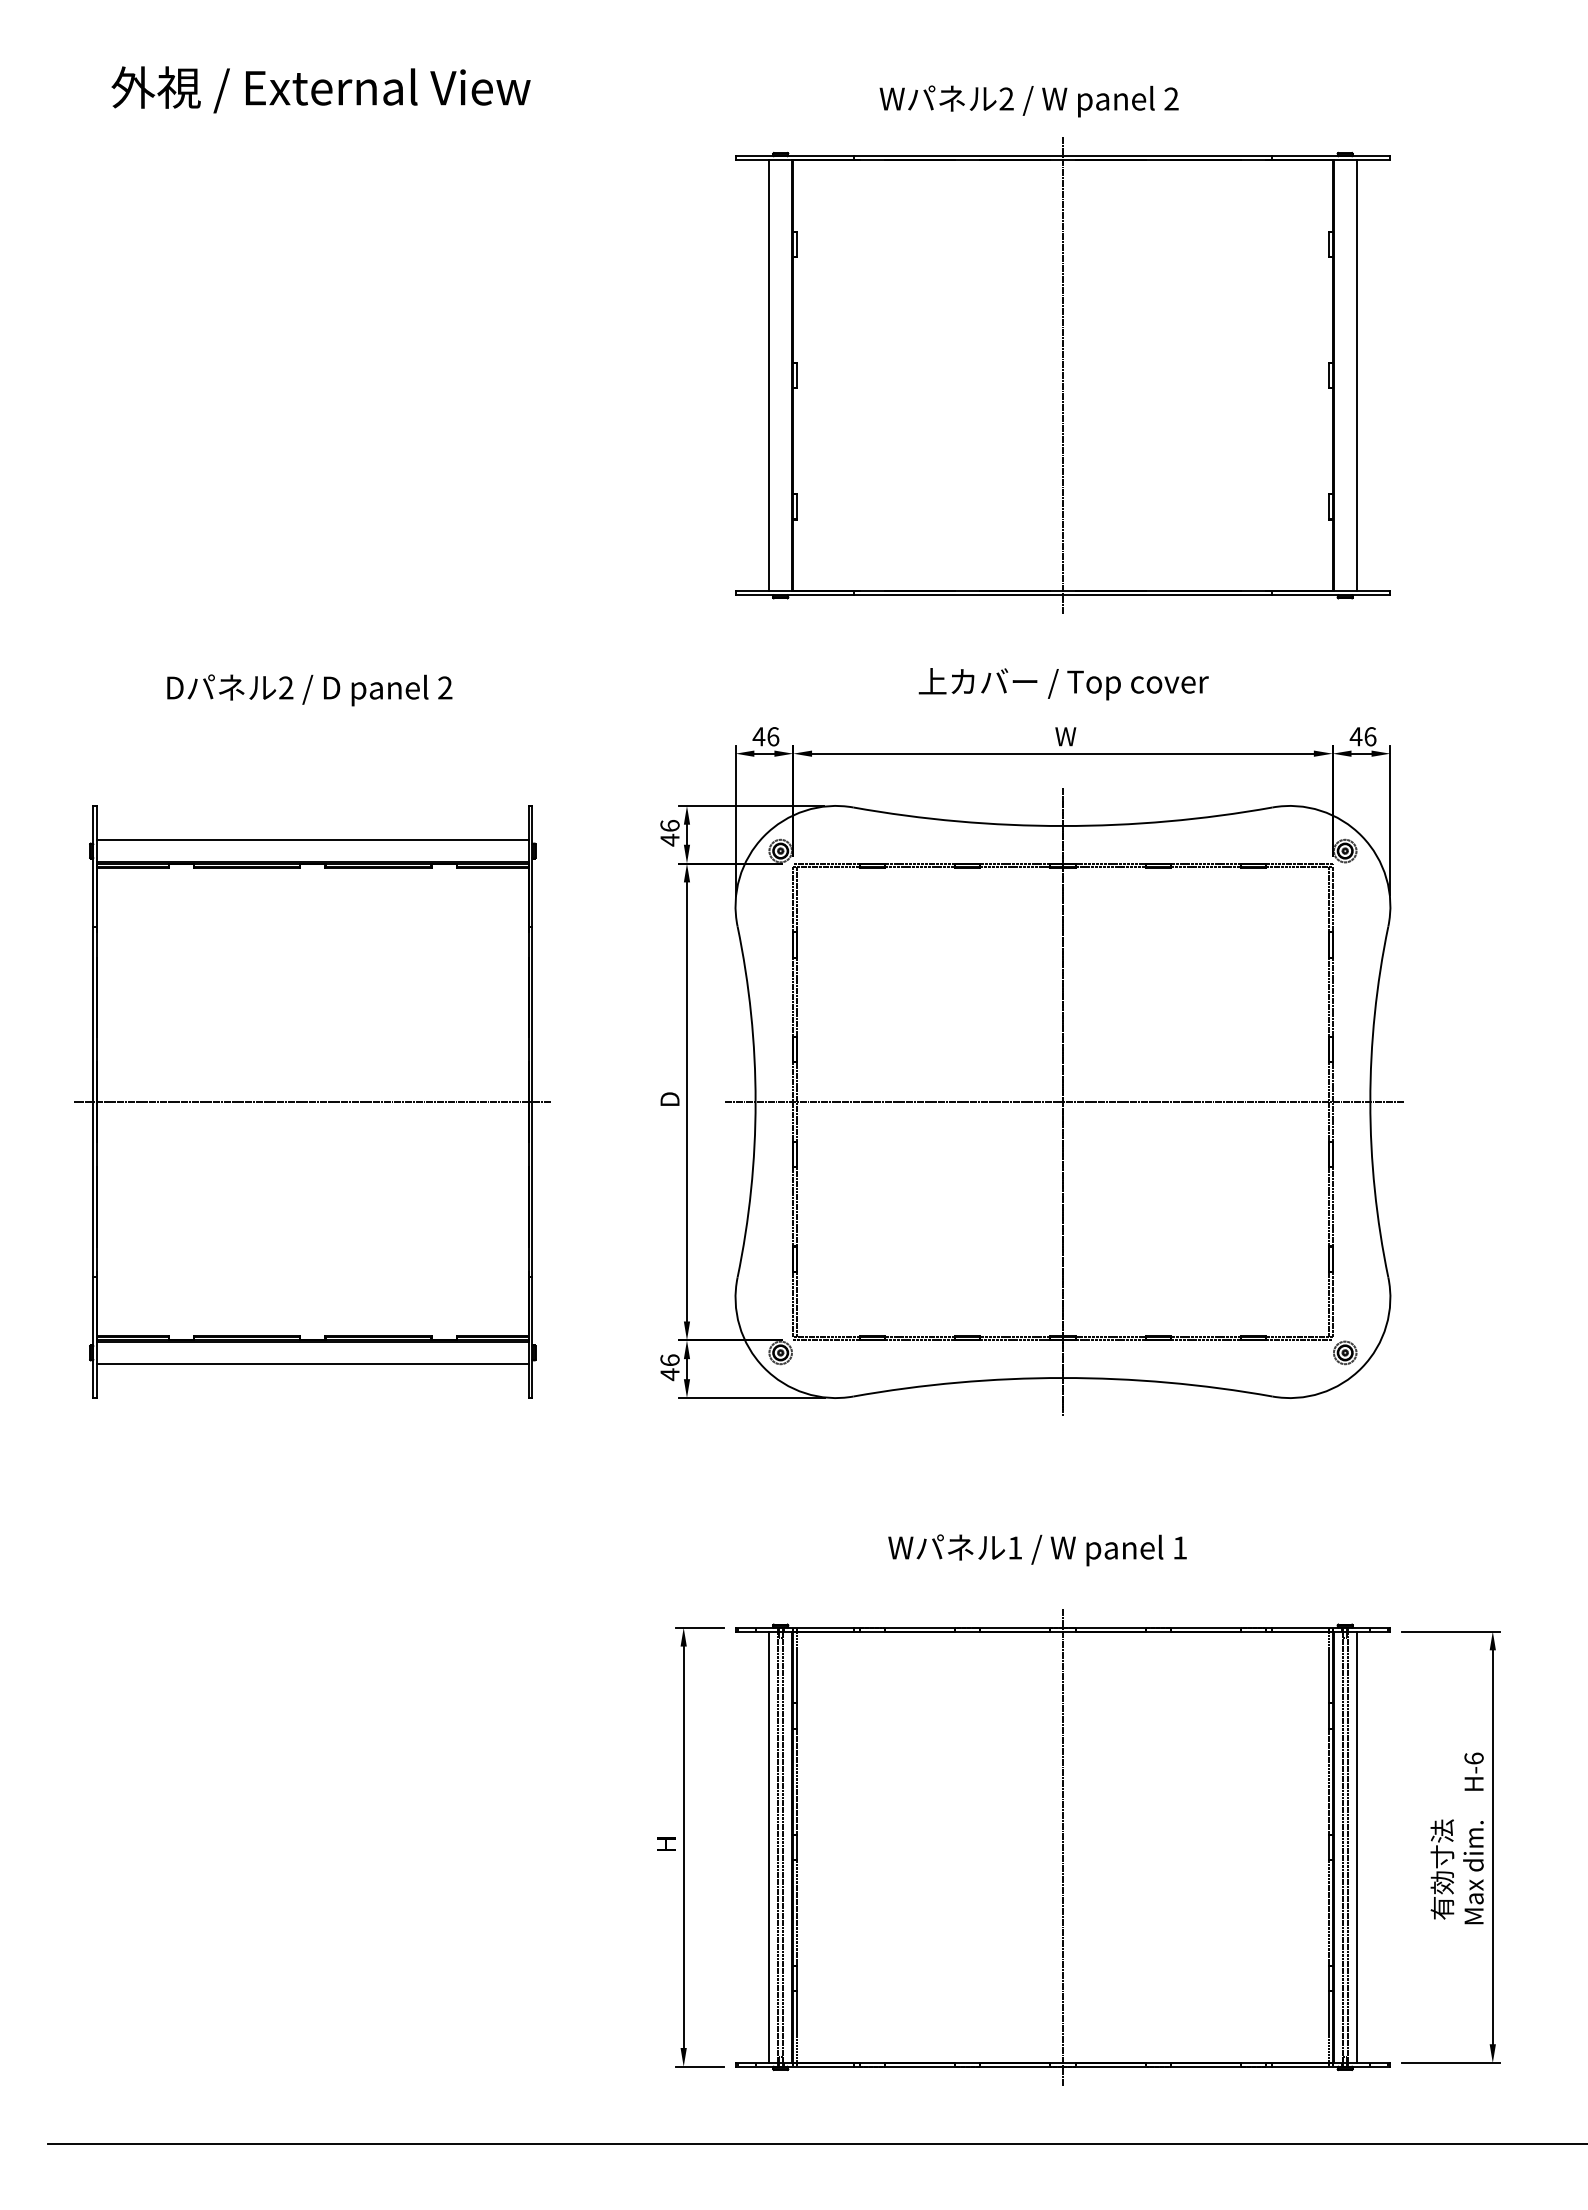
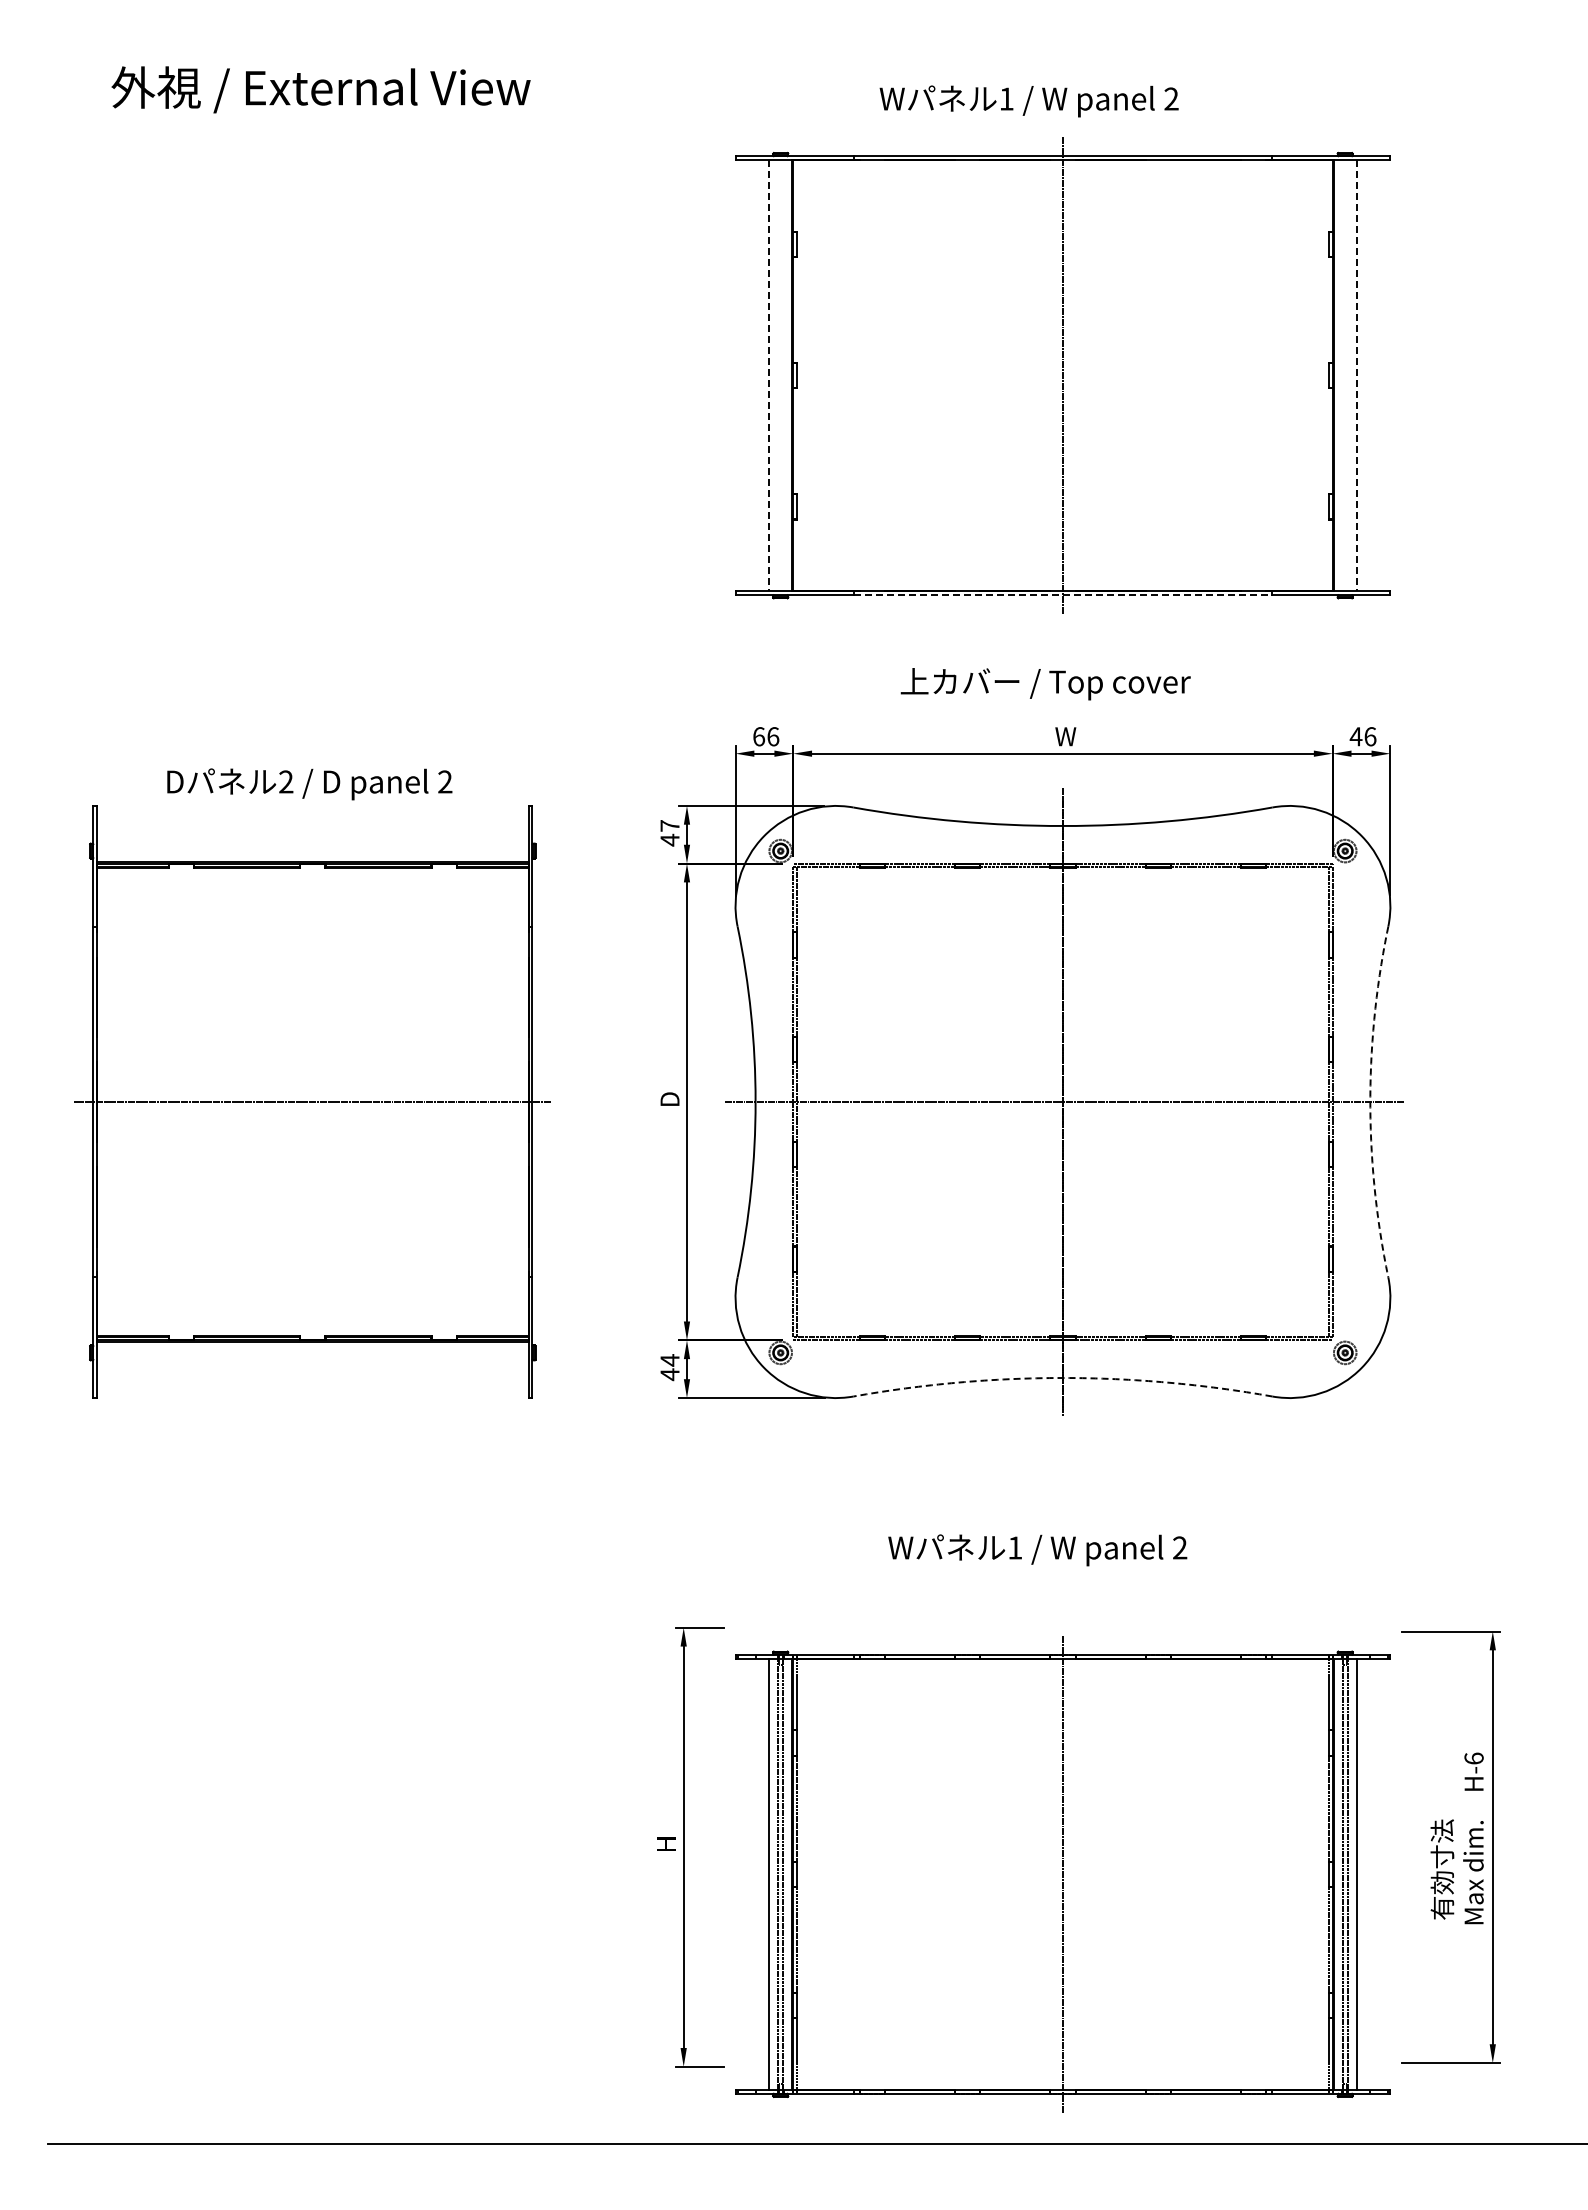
text: 2 -> 1 (1006, 98)
line: solid -> dashed (769, 375)
line: solid -> dashed (1356, 375)
line: solid -> dashed (1063, 595)
text position: (1063, 684) -> (1045, 684) (1045, 684)
text position: (309, 690) -> (309, 784) (309, 784)
text: 46 -> 66 (758, 736)
text: 46 -> 47 (669, 825)
line: present -> none (312, 839)
arc: solid -> dashed (1370, 1102)
text: 46 -> 44 (669, 1360)
line: present -> none (312, 1364)
arc: solid -> dashed (1062, 1378)
text: 1 -> 2 (1180, 1547)
part position: (1062, 1847) -> (1062, 1874) (1062, 1874)
